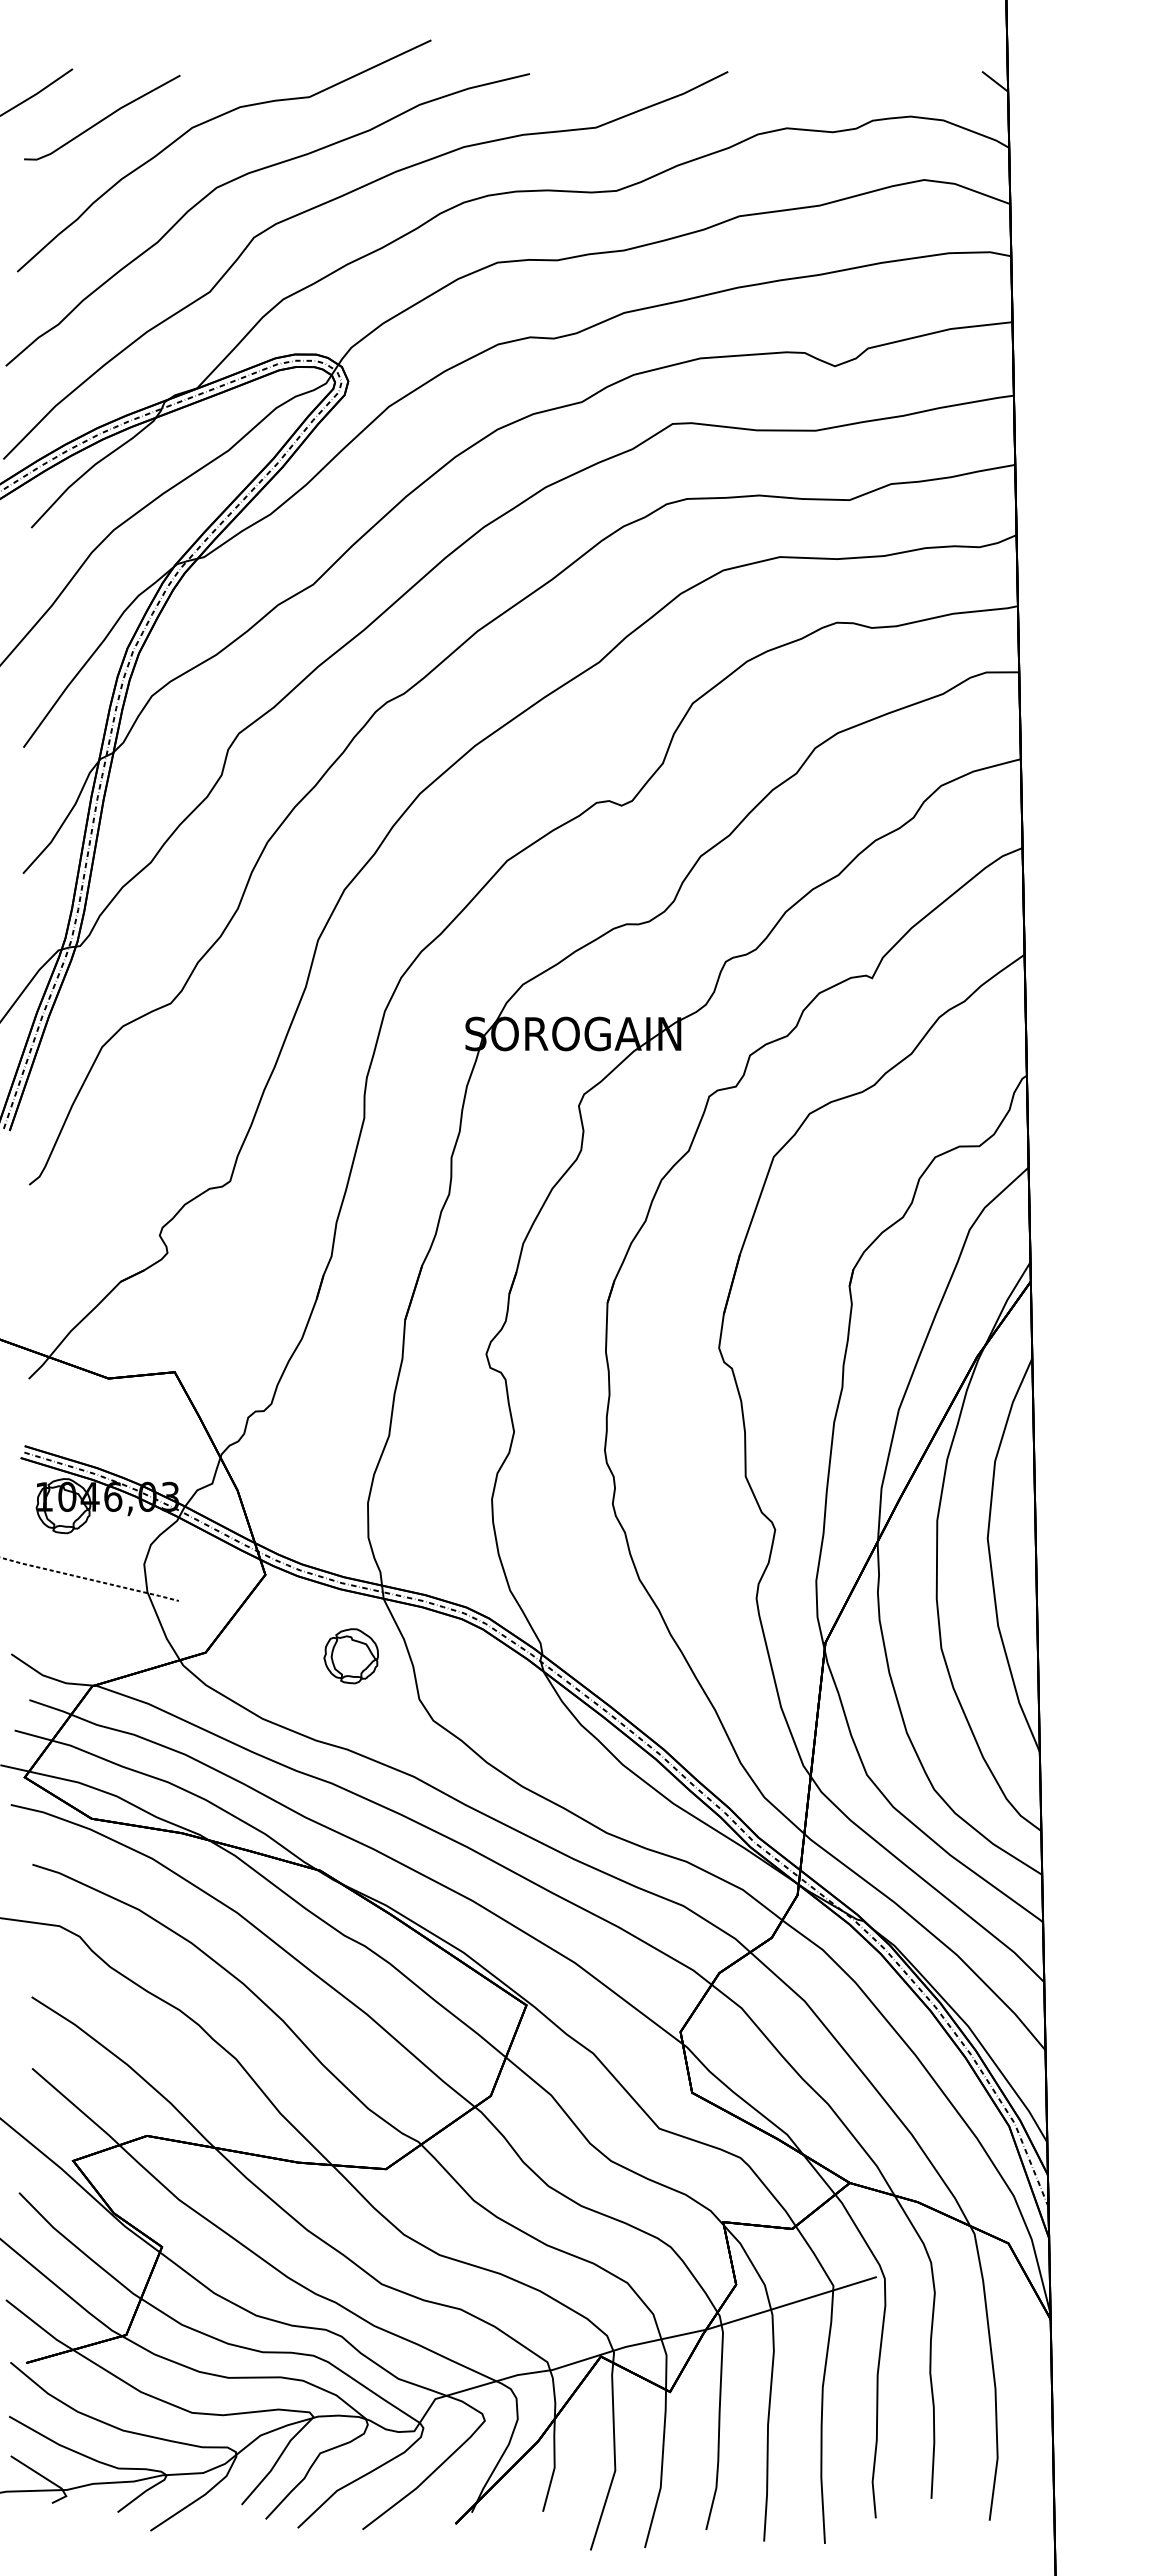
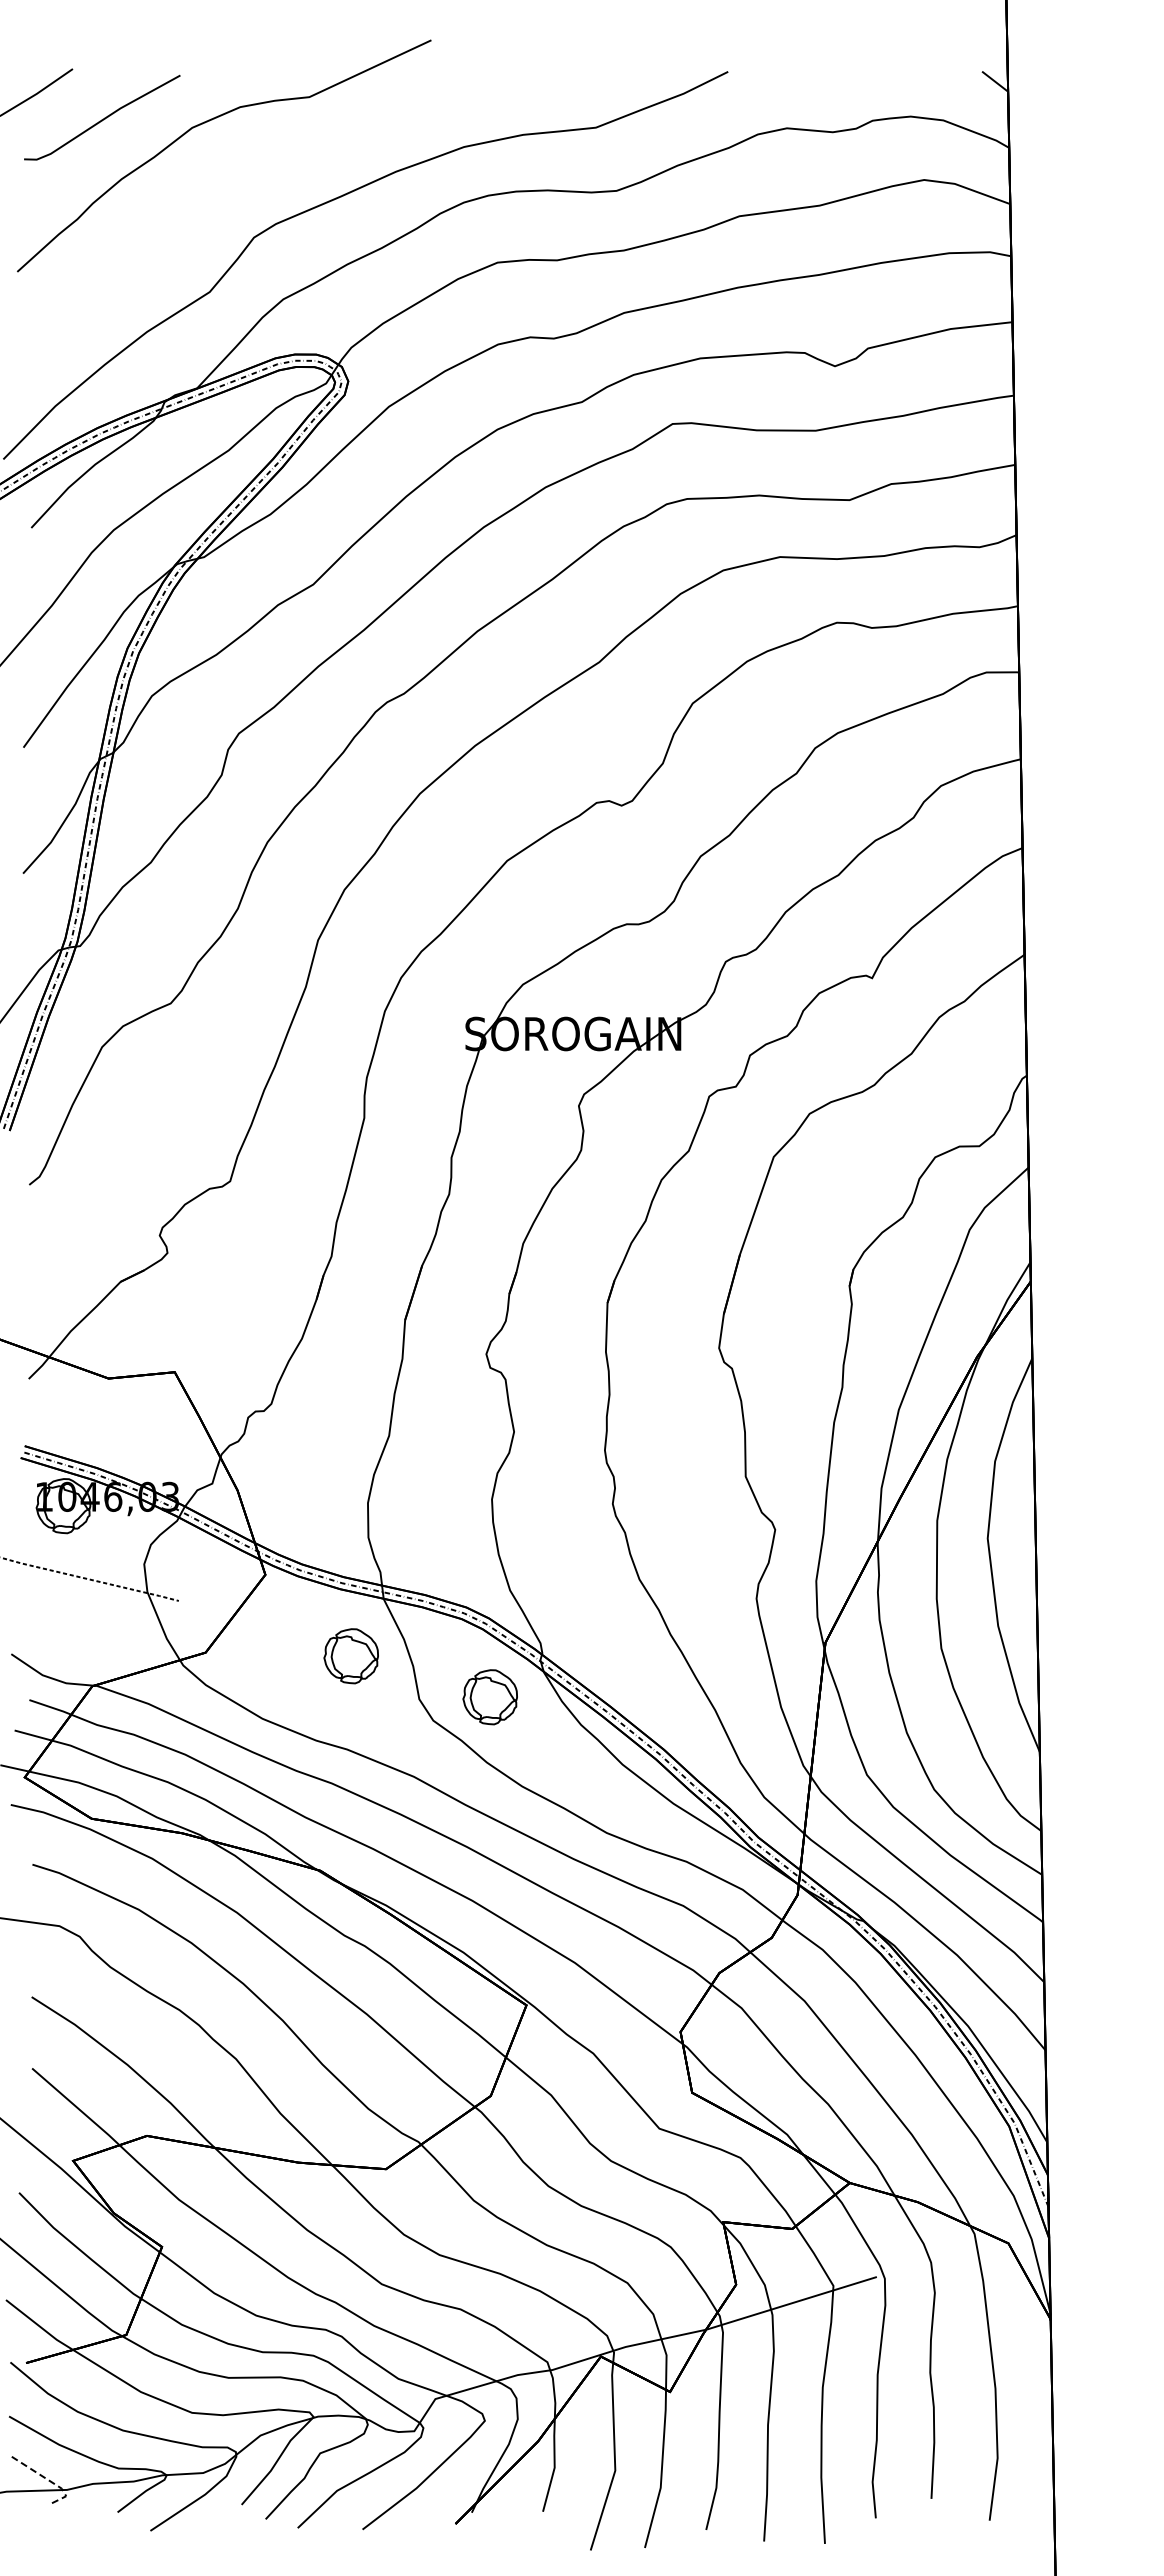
curve: present -> none (251, 173)
part: none -> present (489, 1697)
line: solid -> dashed (47, 2479)
